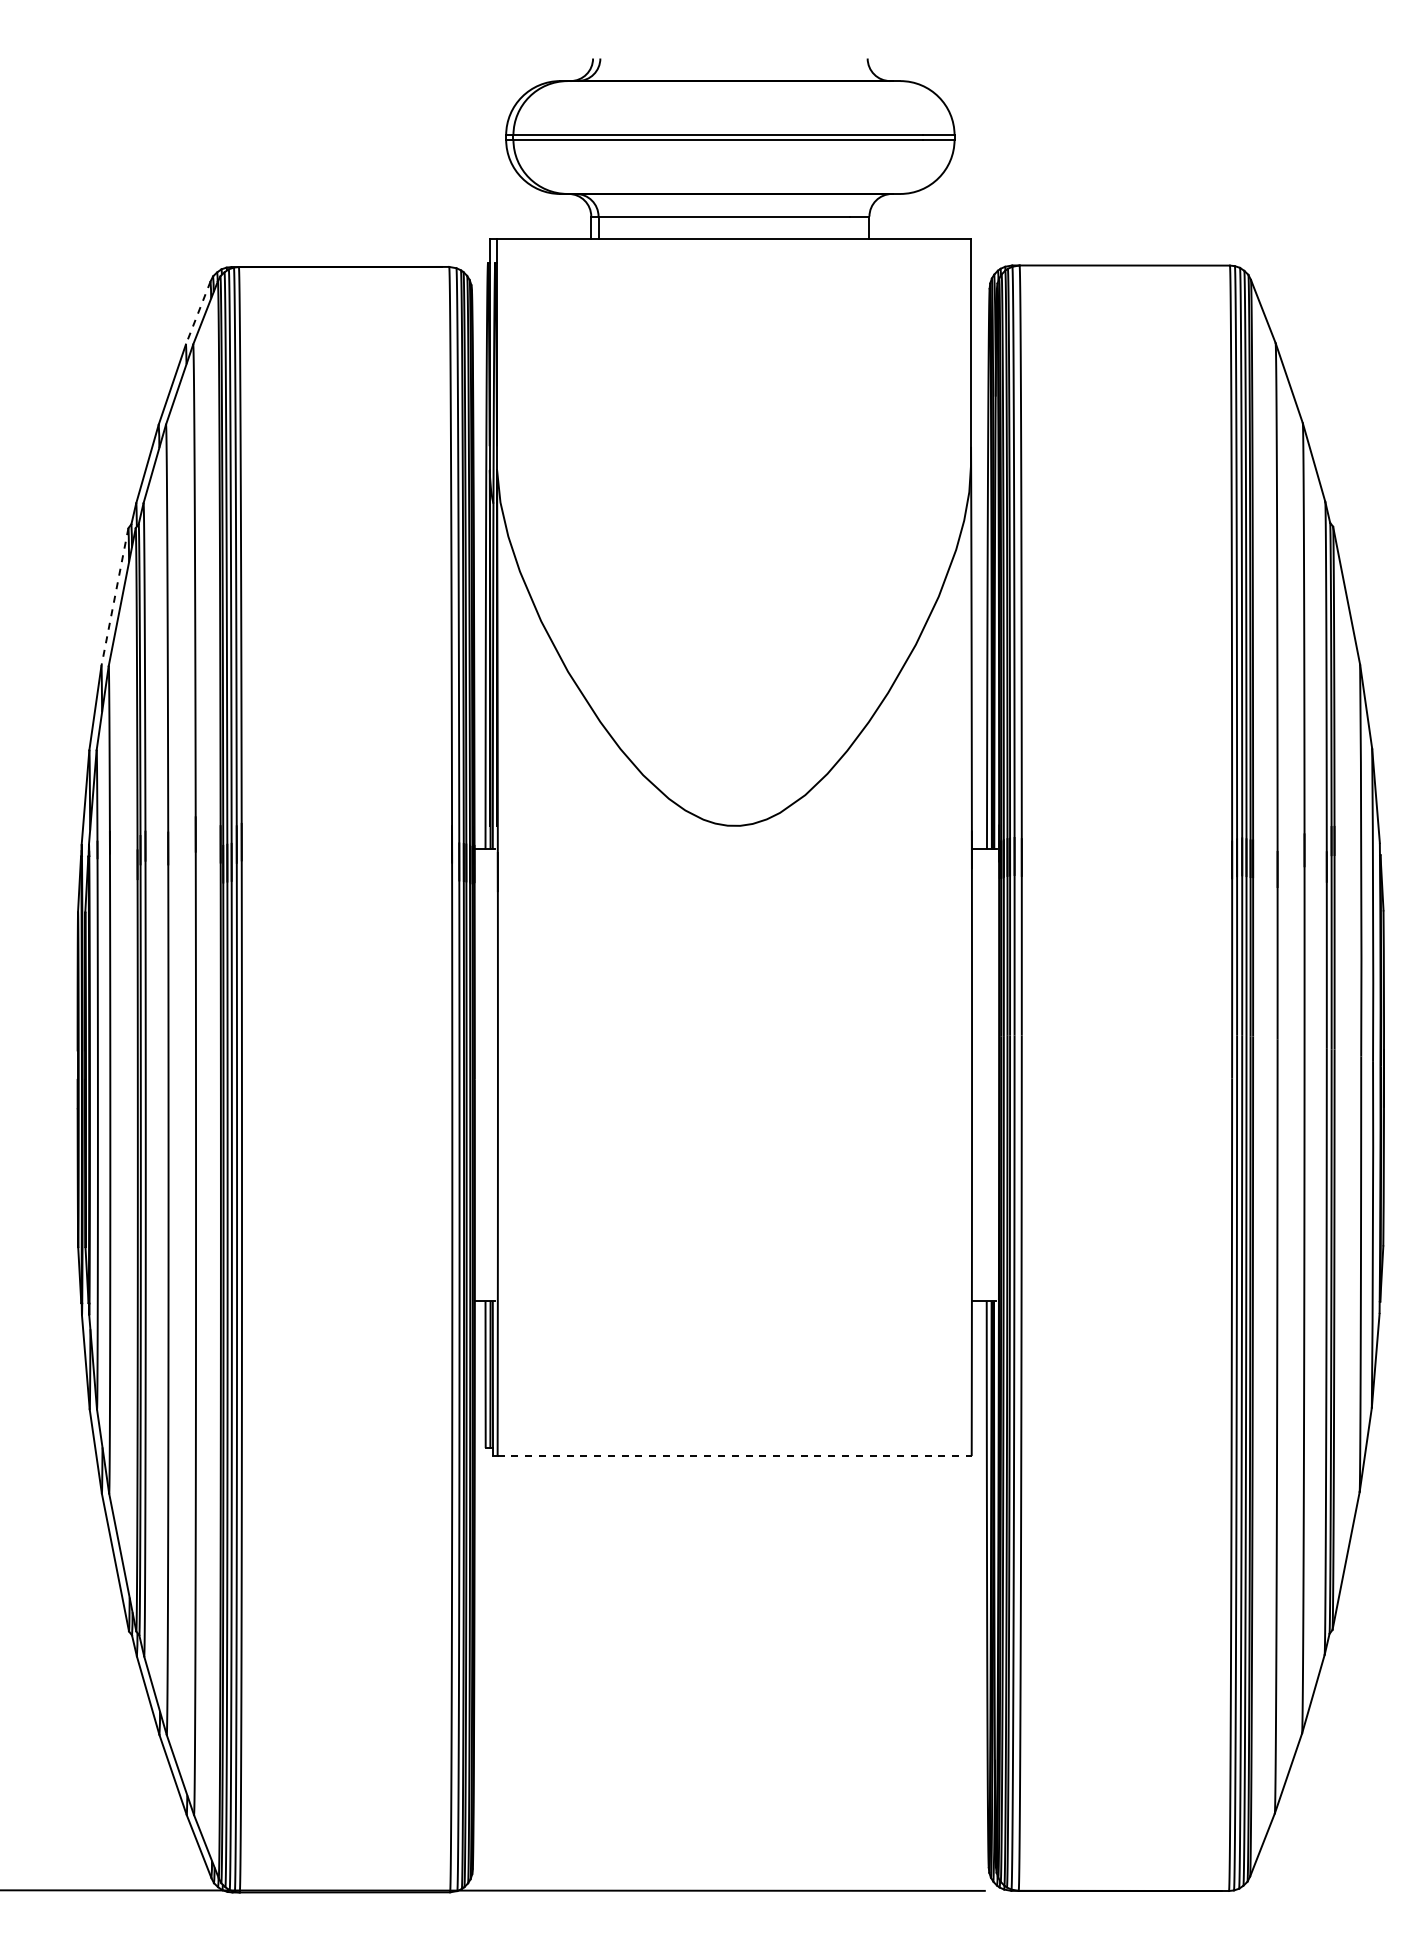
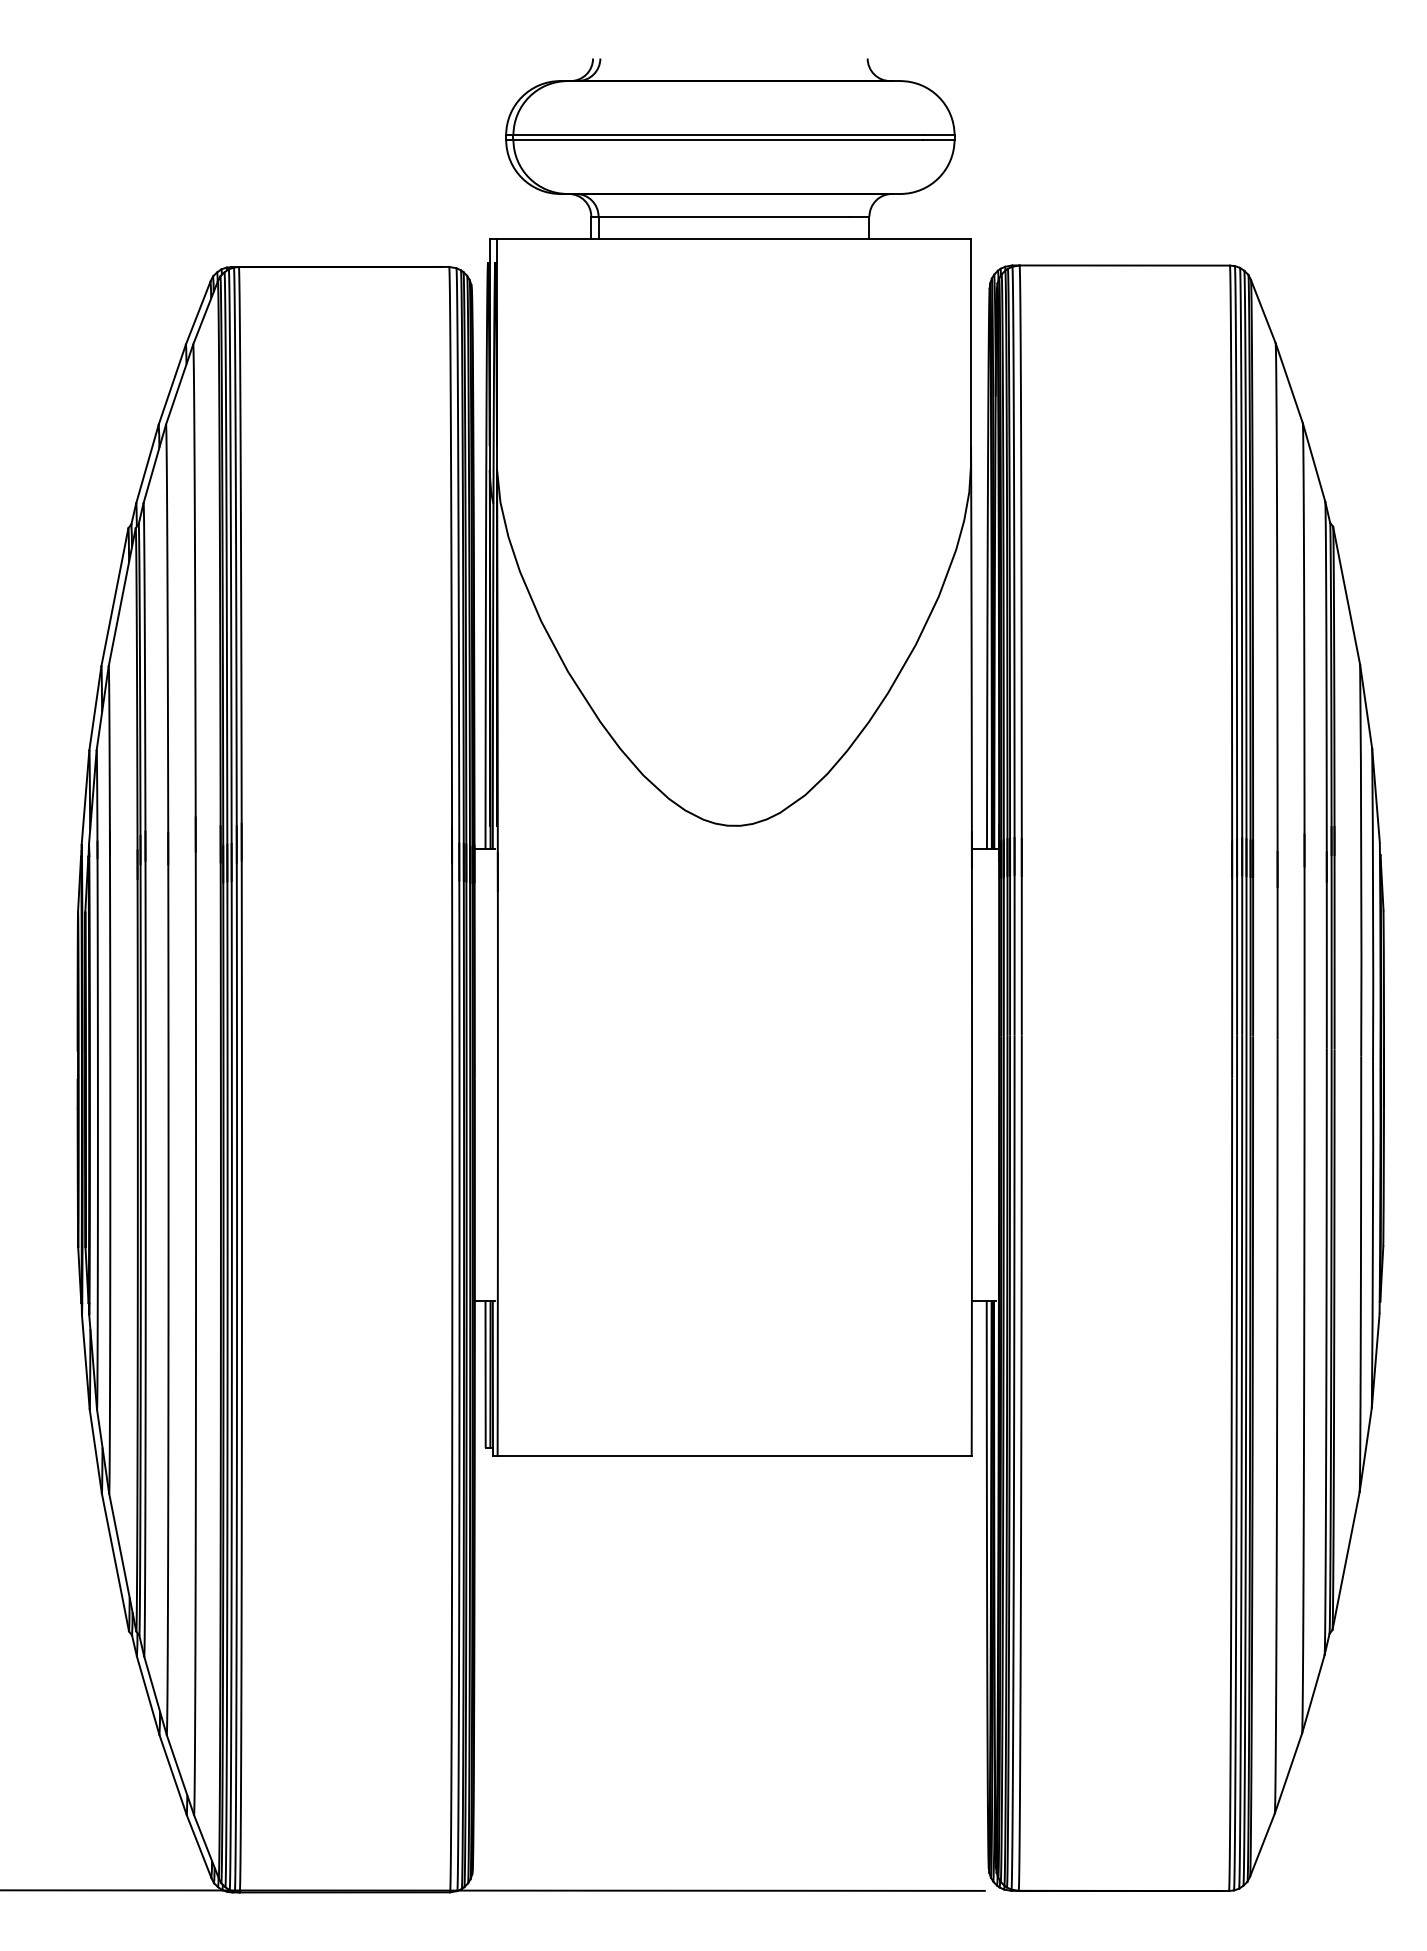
line: dashed -> solid (198, 313)
line: dashed -> solid (114, 597)
line: dashed -> solid (735, 1456)
